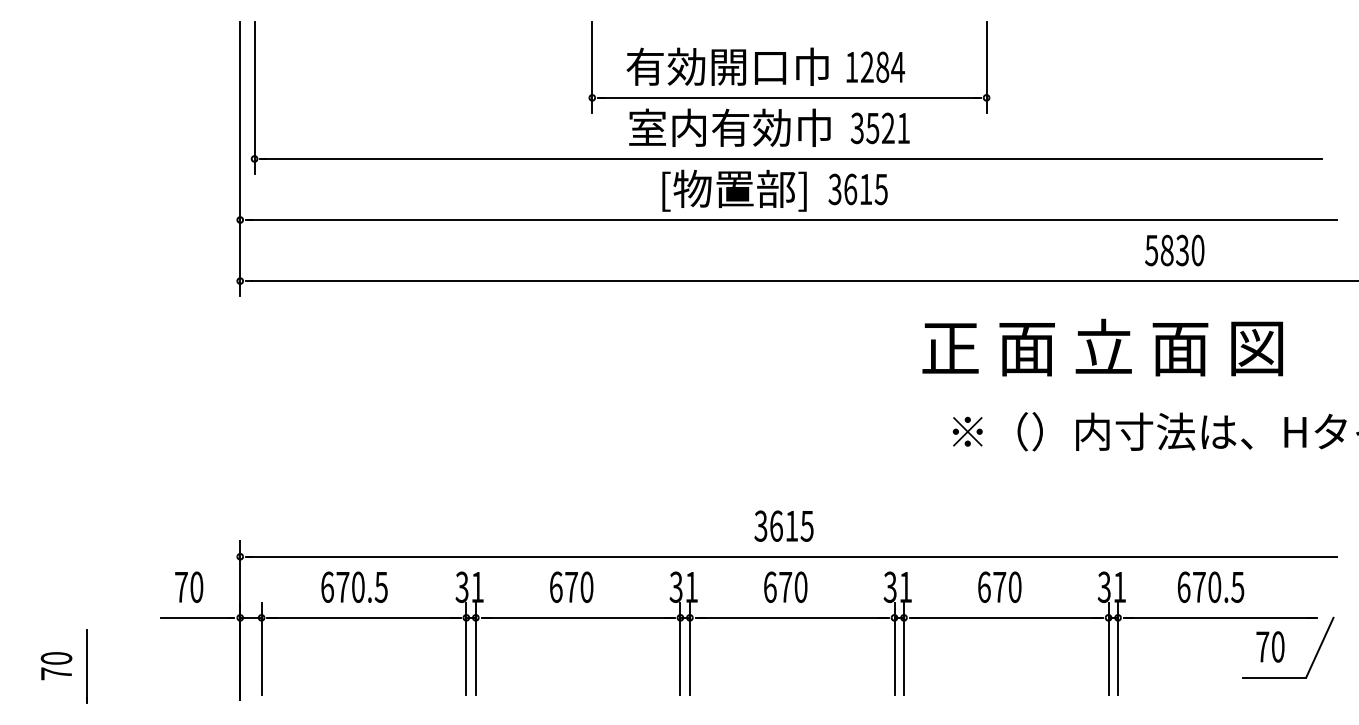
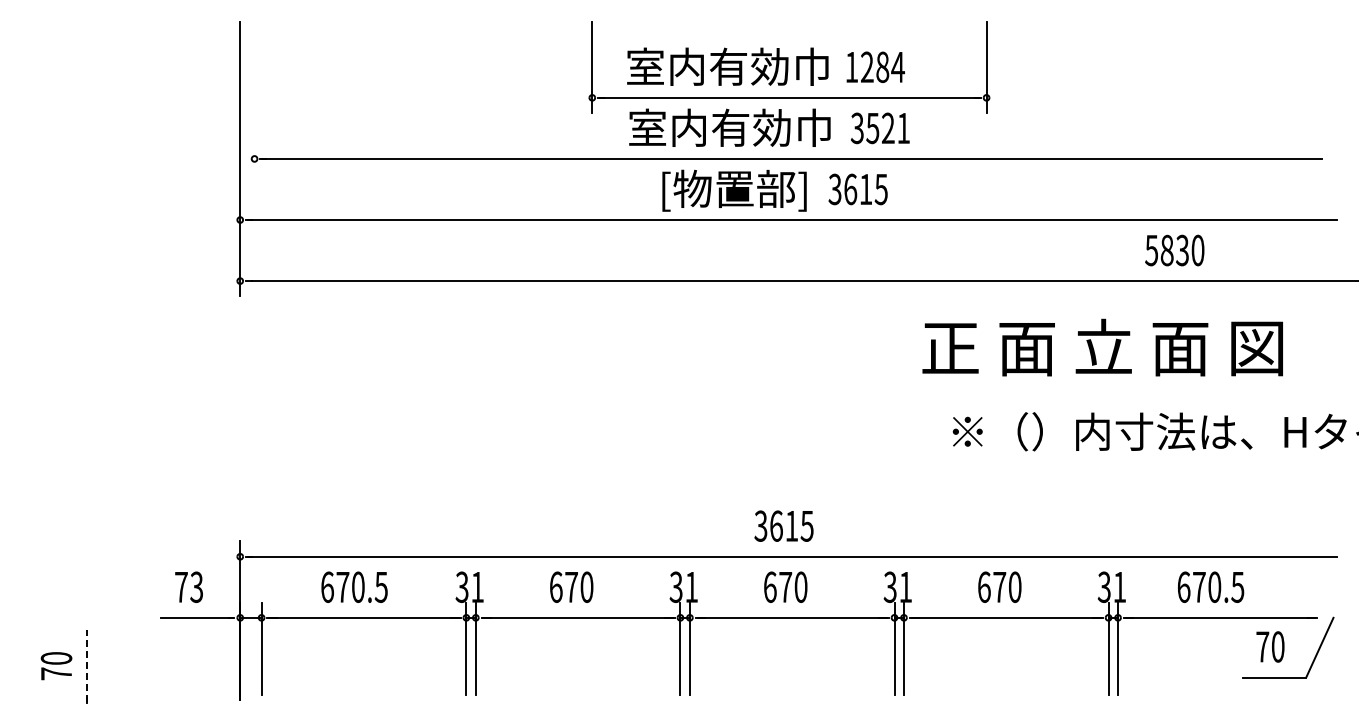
text: 有効開口巾 -> 室内有効巾 (707, 66)
line: present -> none (254, 97)
text: 70 -> 73 (196, 586)
line: solid -> dashed (87, 666)
